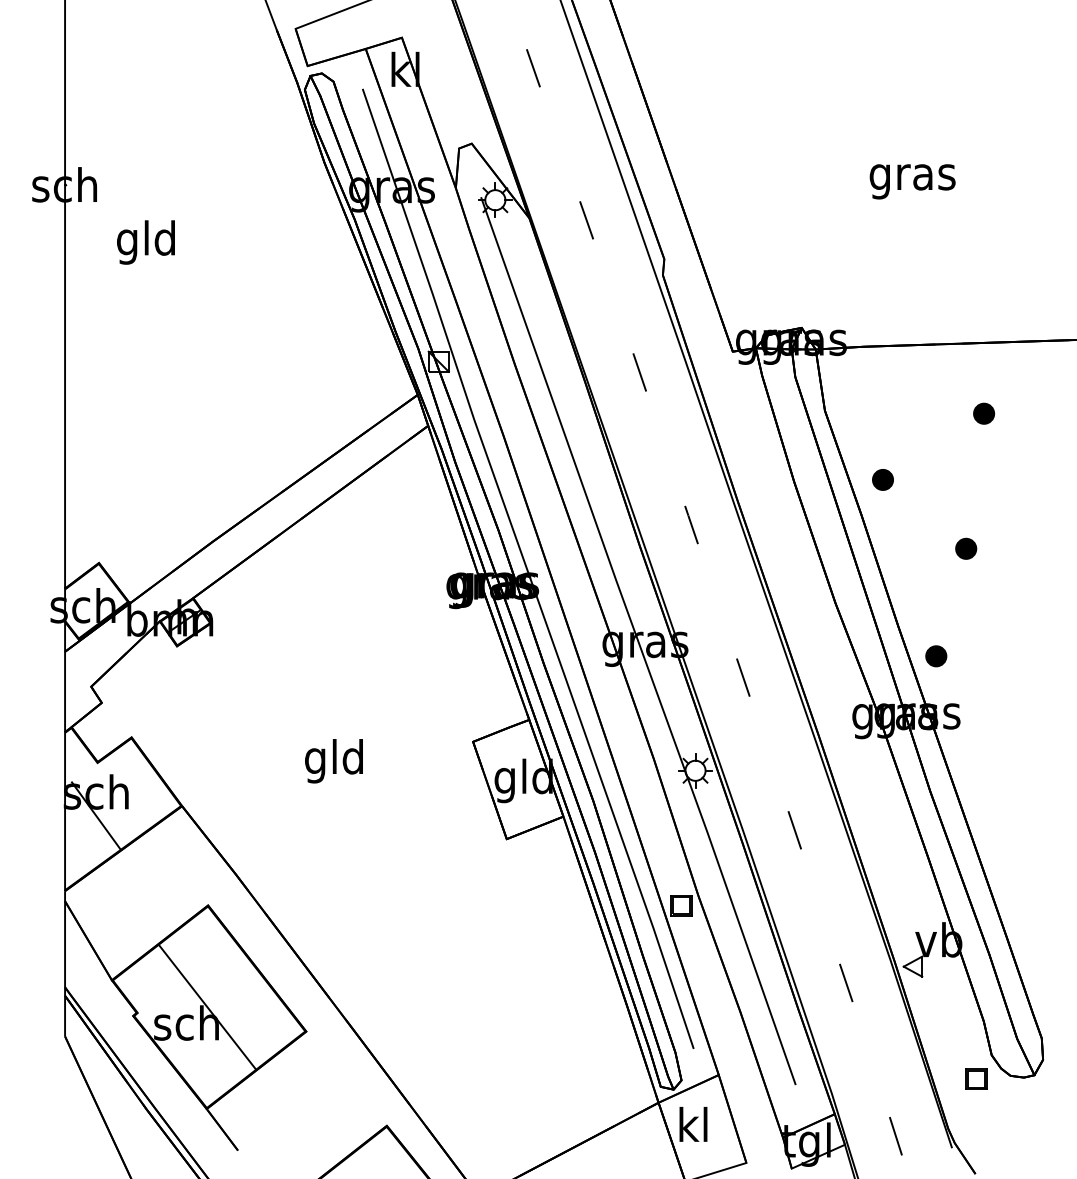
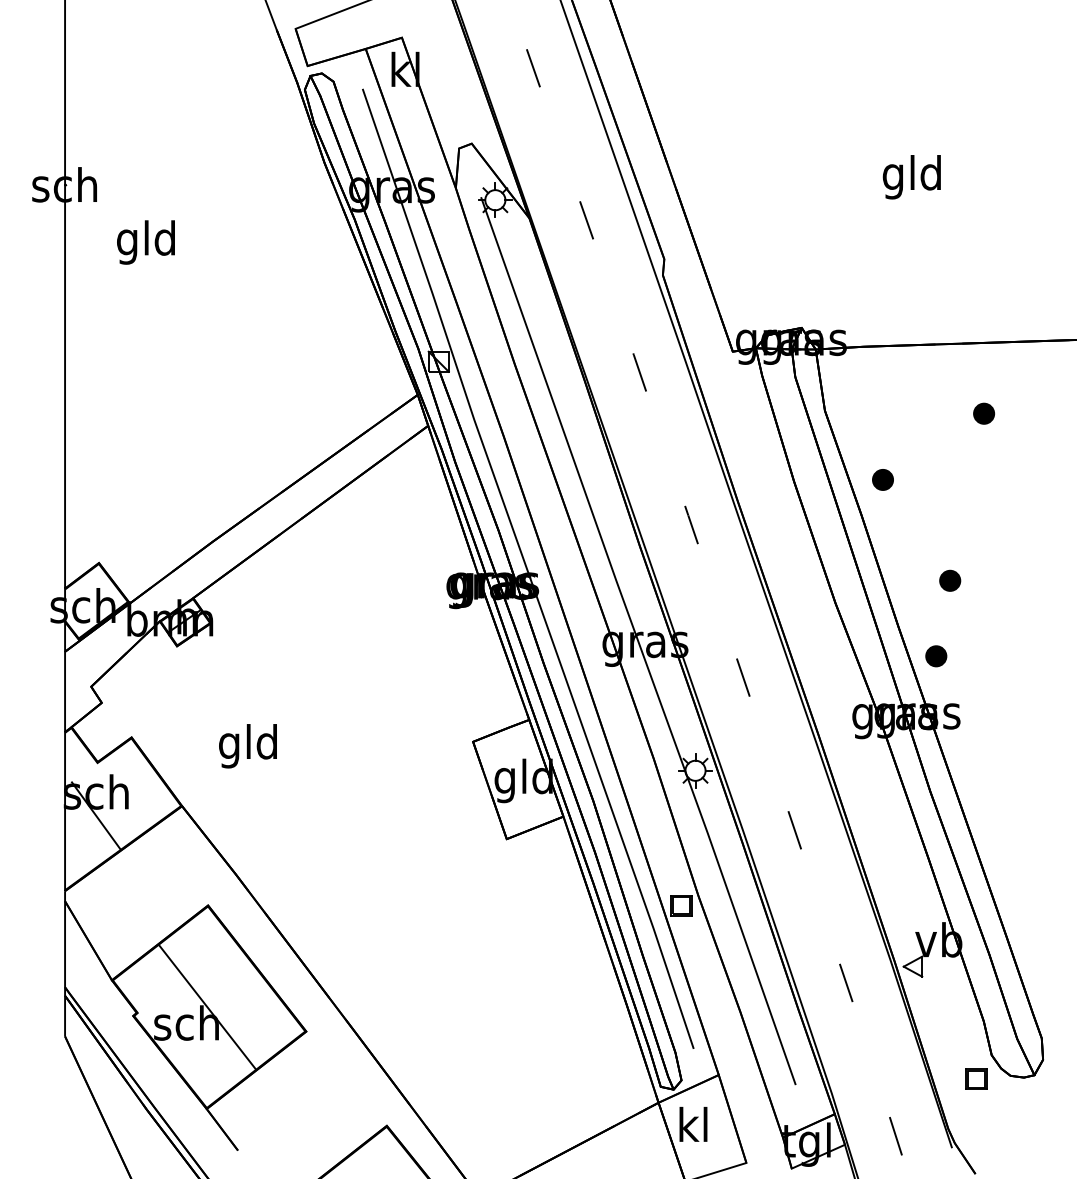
text: gras -> gld (912, 177)
part position: (966, 548) -> (950, 580) (950, 580)
text position: (333, 761) -> (247, 746) (247, 746)
